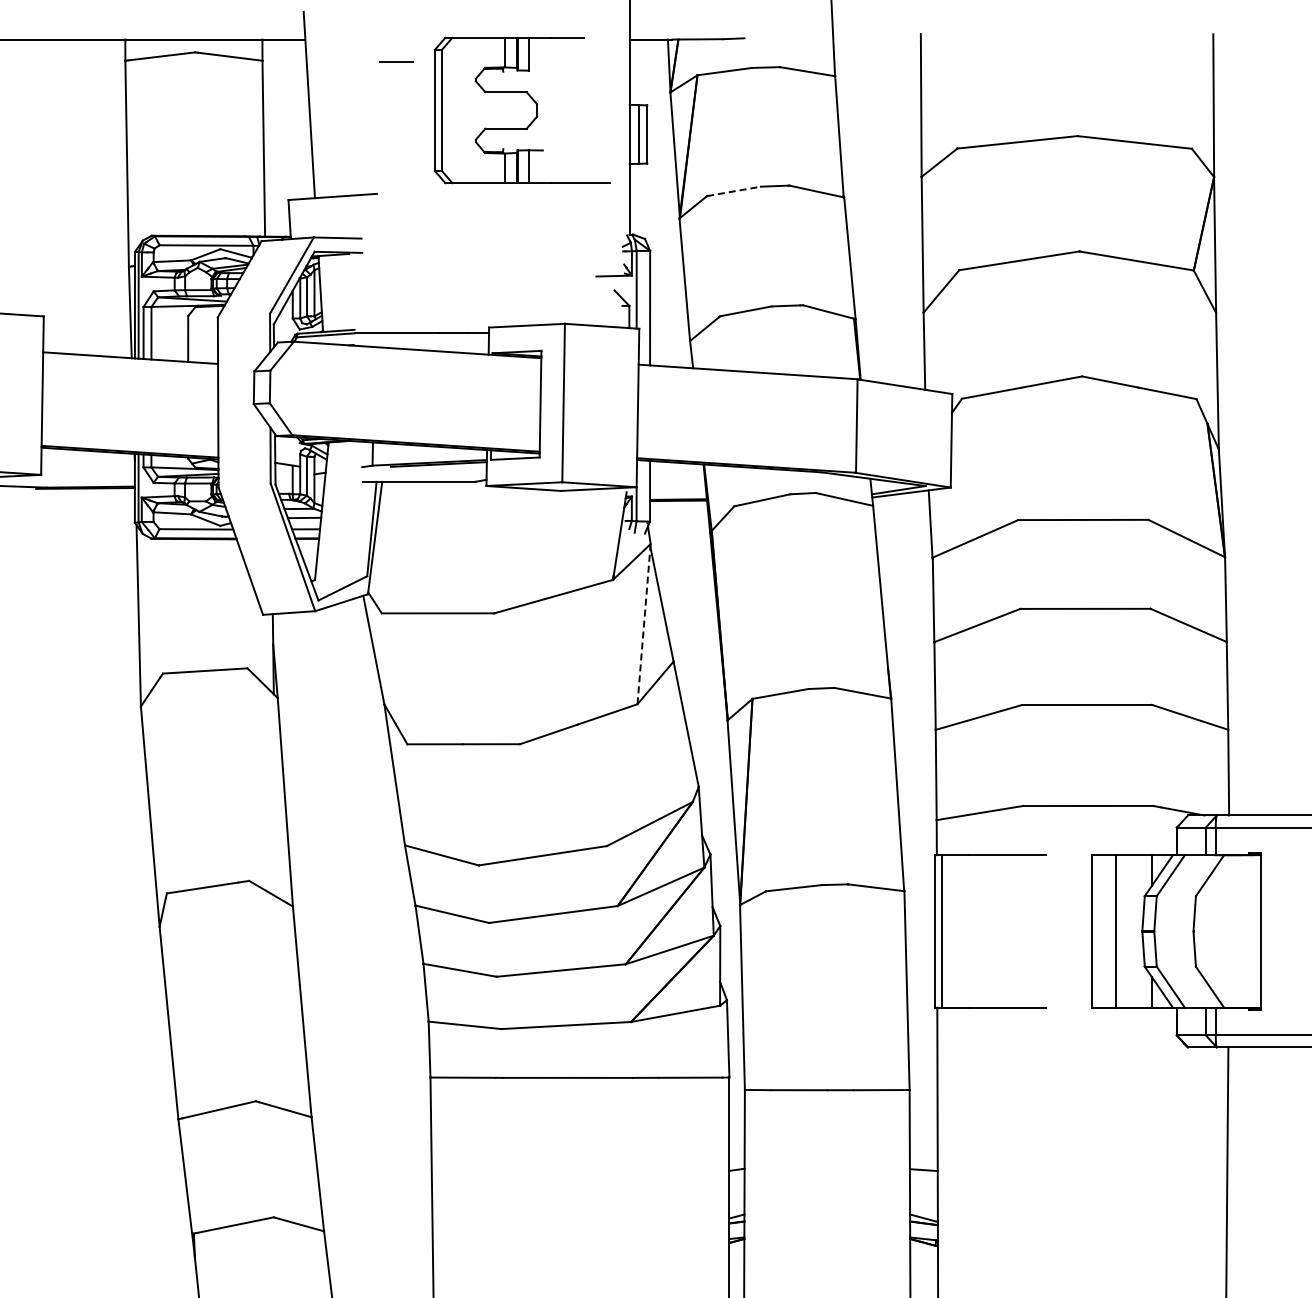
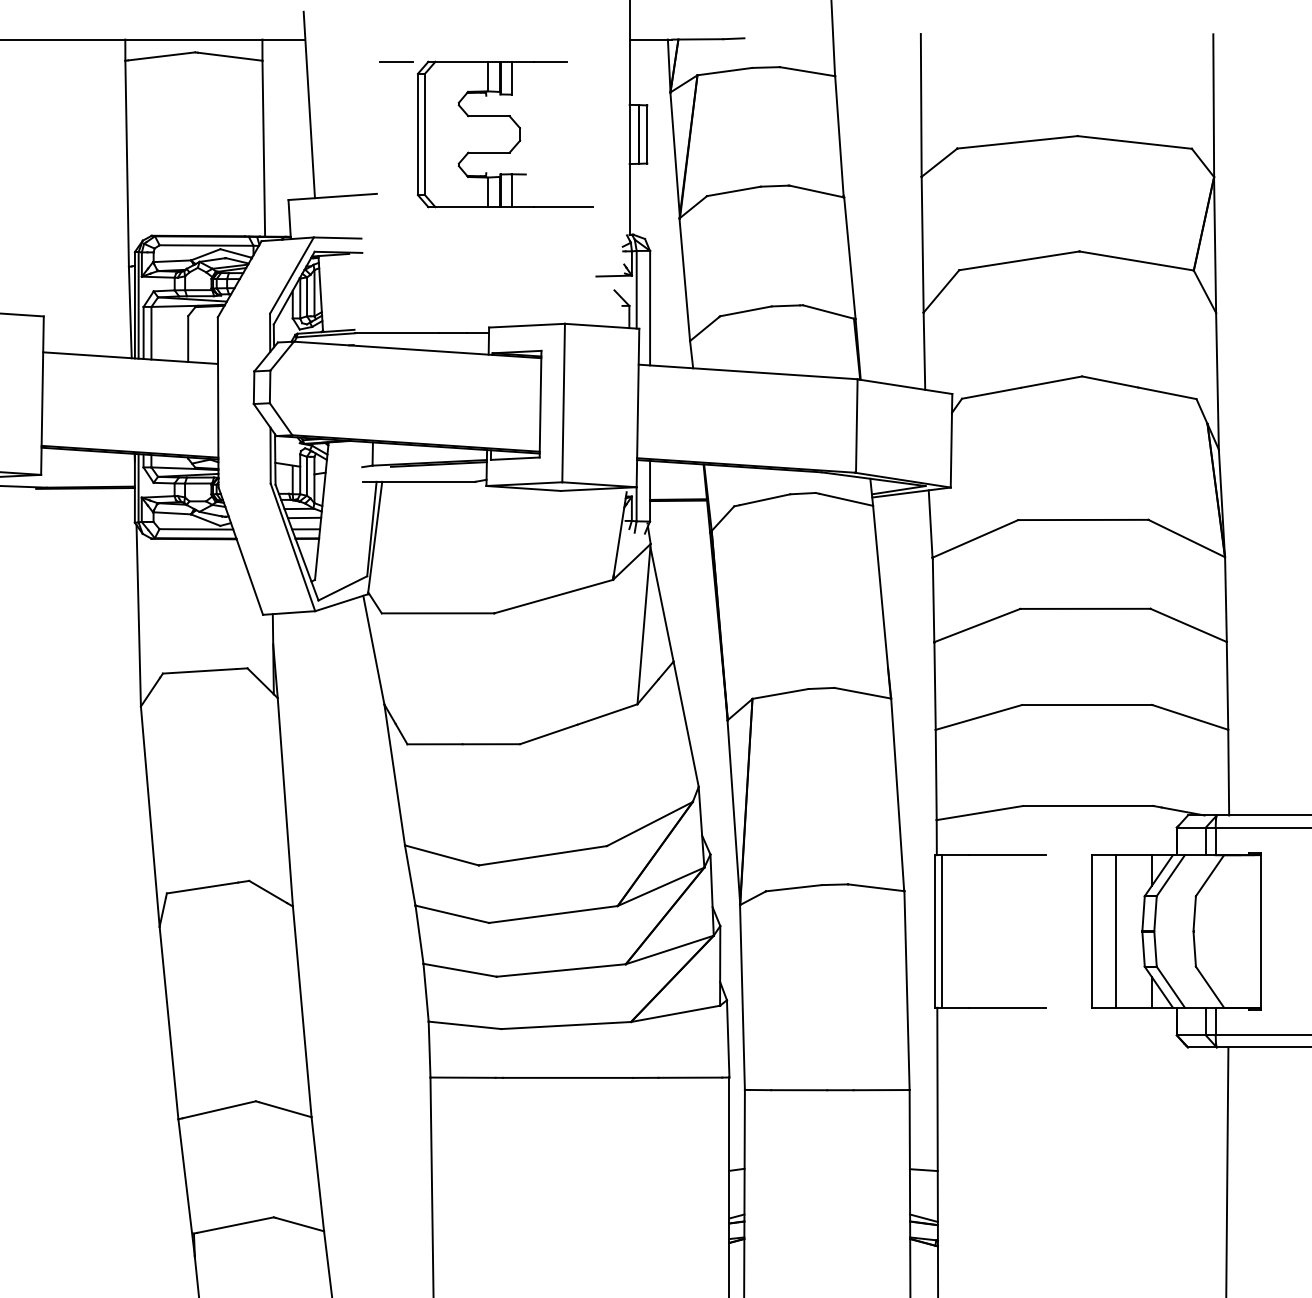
part position: (521, 110) -> (504, 134) (504, 134)
line: dashed -> solid (734, 191)
line: dashed -> solid (644, 623)
